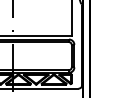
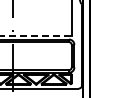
line: solid -> dashed (35, 35)
